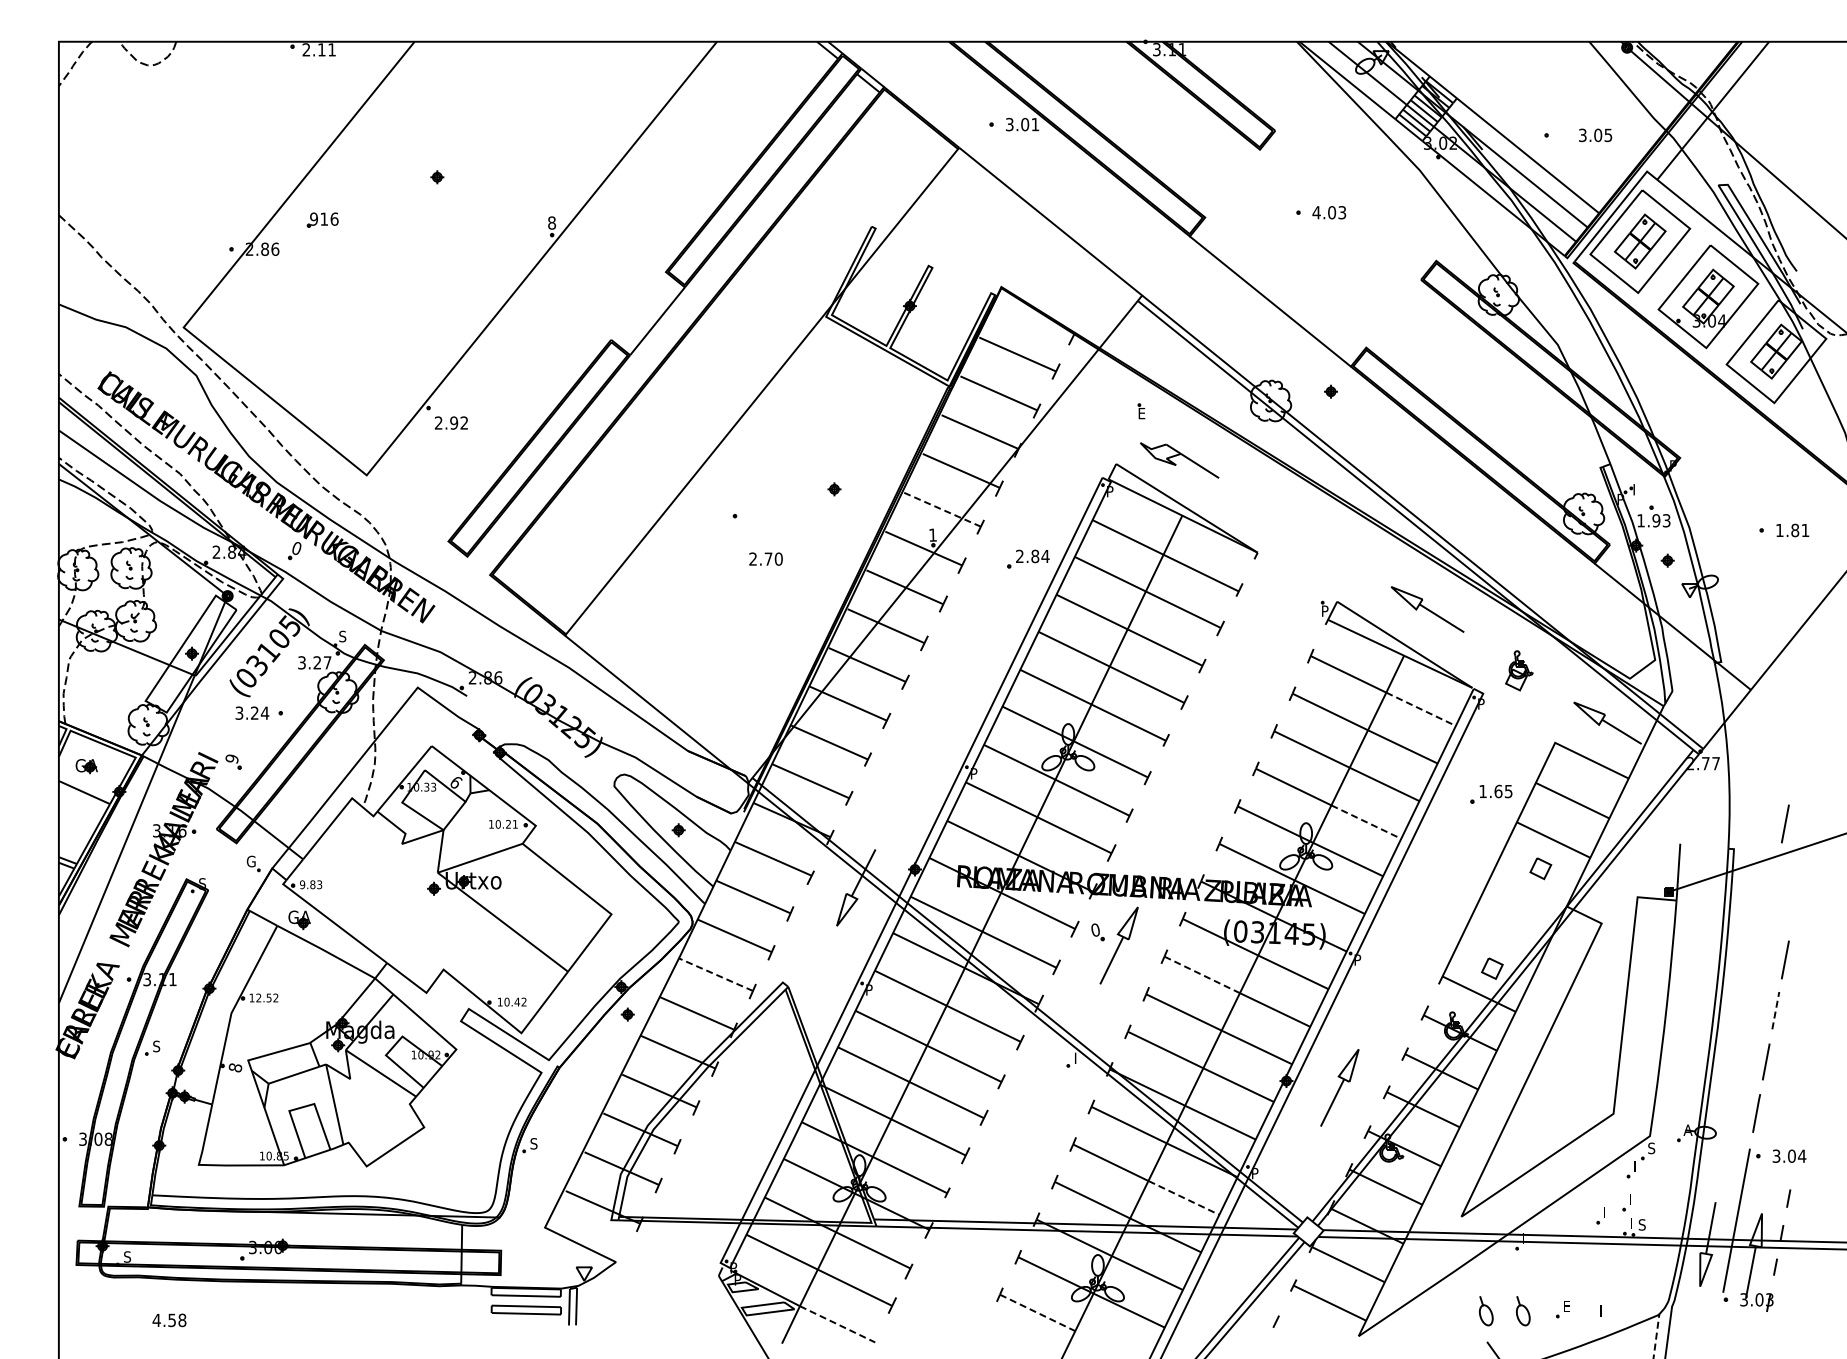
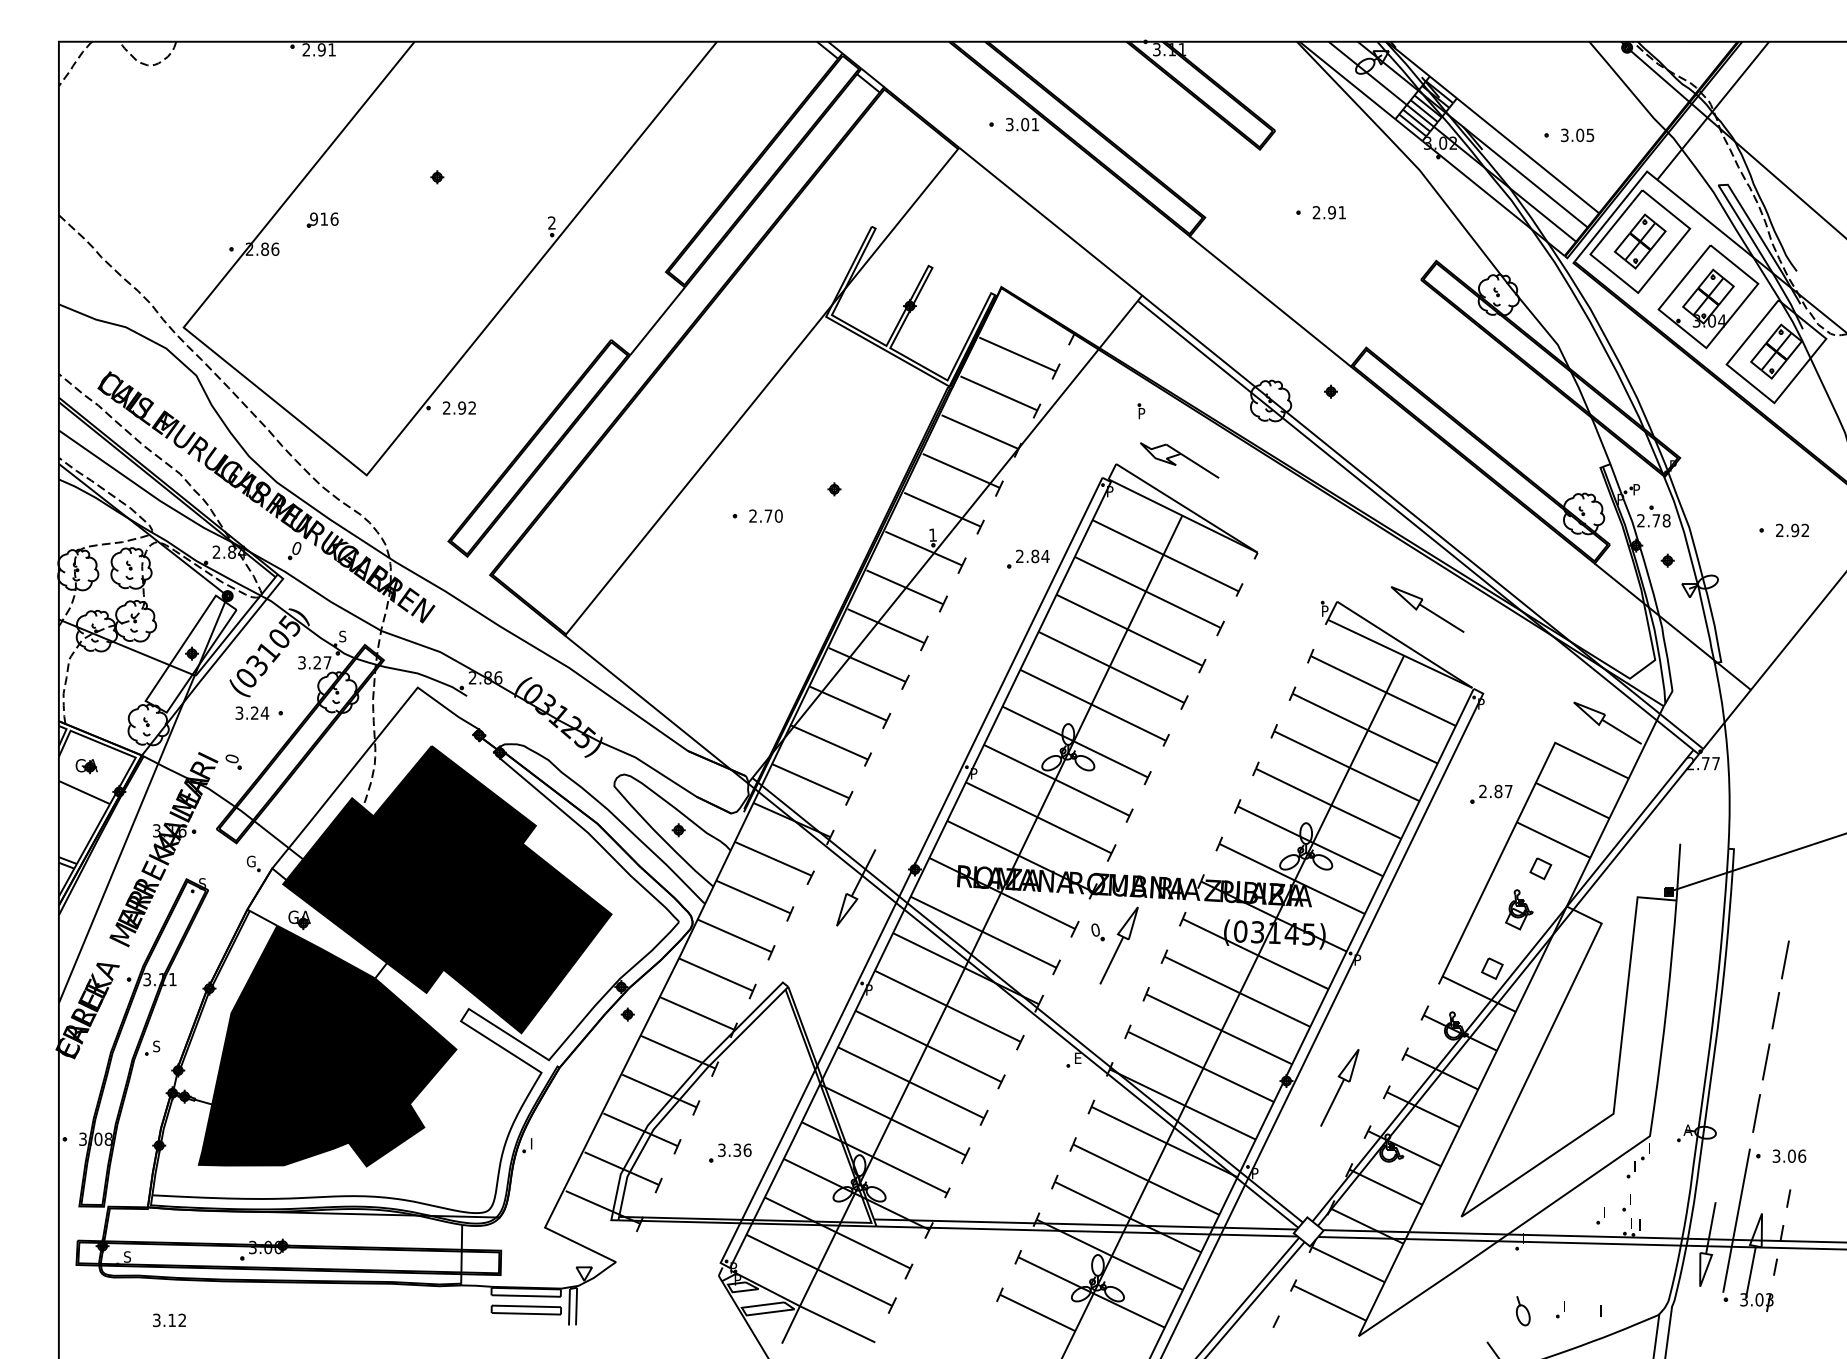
text: 2.11 -> 2.91 (321, 49)
text position: (1595, 135) -> (1577, 135) (1577, 135)
text: 4.03 -> 2.91 (1329, 212)
text: 8 -> 2 (552, 222)
text: E -> P (1142, 413)
text position: (450, 422) -> (458, 407) (458, 407)
text: I -> P (1637, 487)
line: dashed -> solid (942, 509)
text: 1.93 -> 2.78 (1653, 520)
text: 1.81 -> 2.92 (1792, 530)
text position: (765, 558) -> (765, 515) (765, 515)
part position: (1519, 670) -> (1519, 909) (1519, 909)
line: dashed -> solid (1421, 709)
text: 9 -> 0 (231, 759)
text: 1.65 -> 2.87 (1495, 791)
line: dashed -> solid (1366, 822)
line: present -> none (1785, 823)
fill: none -> present (447, 889)
line: dashed -> solid (715, 974)
line: dashed -> solid (1201, 974)
line: dashed -> solid (1775, 1010)
fill: none -> present (327, 1045)
text: I -> E (1078, 1057)
text: S -> I (533, 1143)
text: S -> I (1651, 1148)
part: none -> present (730, 1152)
text: 3.04 -> 3.06 (1801, 1155)
line: dashed -> solid (1184, 1198)
text: S -> I (1641, 1224)
text: E -> I (1567, 1306)
part: present -> none (1485, 1311)
line: dashed -> solid (1037, 1312)
text: 4.58 -> 3.12 (169, 1320)
line: dashed -> solid (837, 1324)
line: dashed -> solid (1656, 1335)
